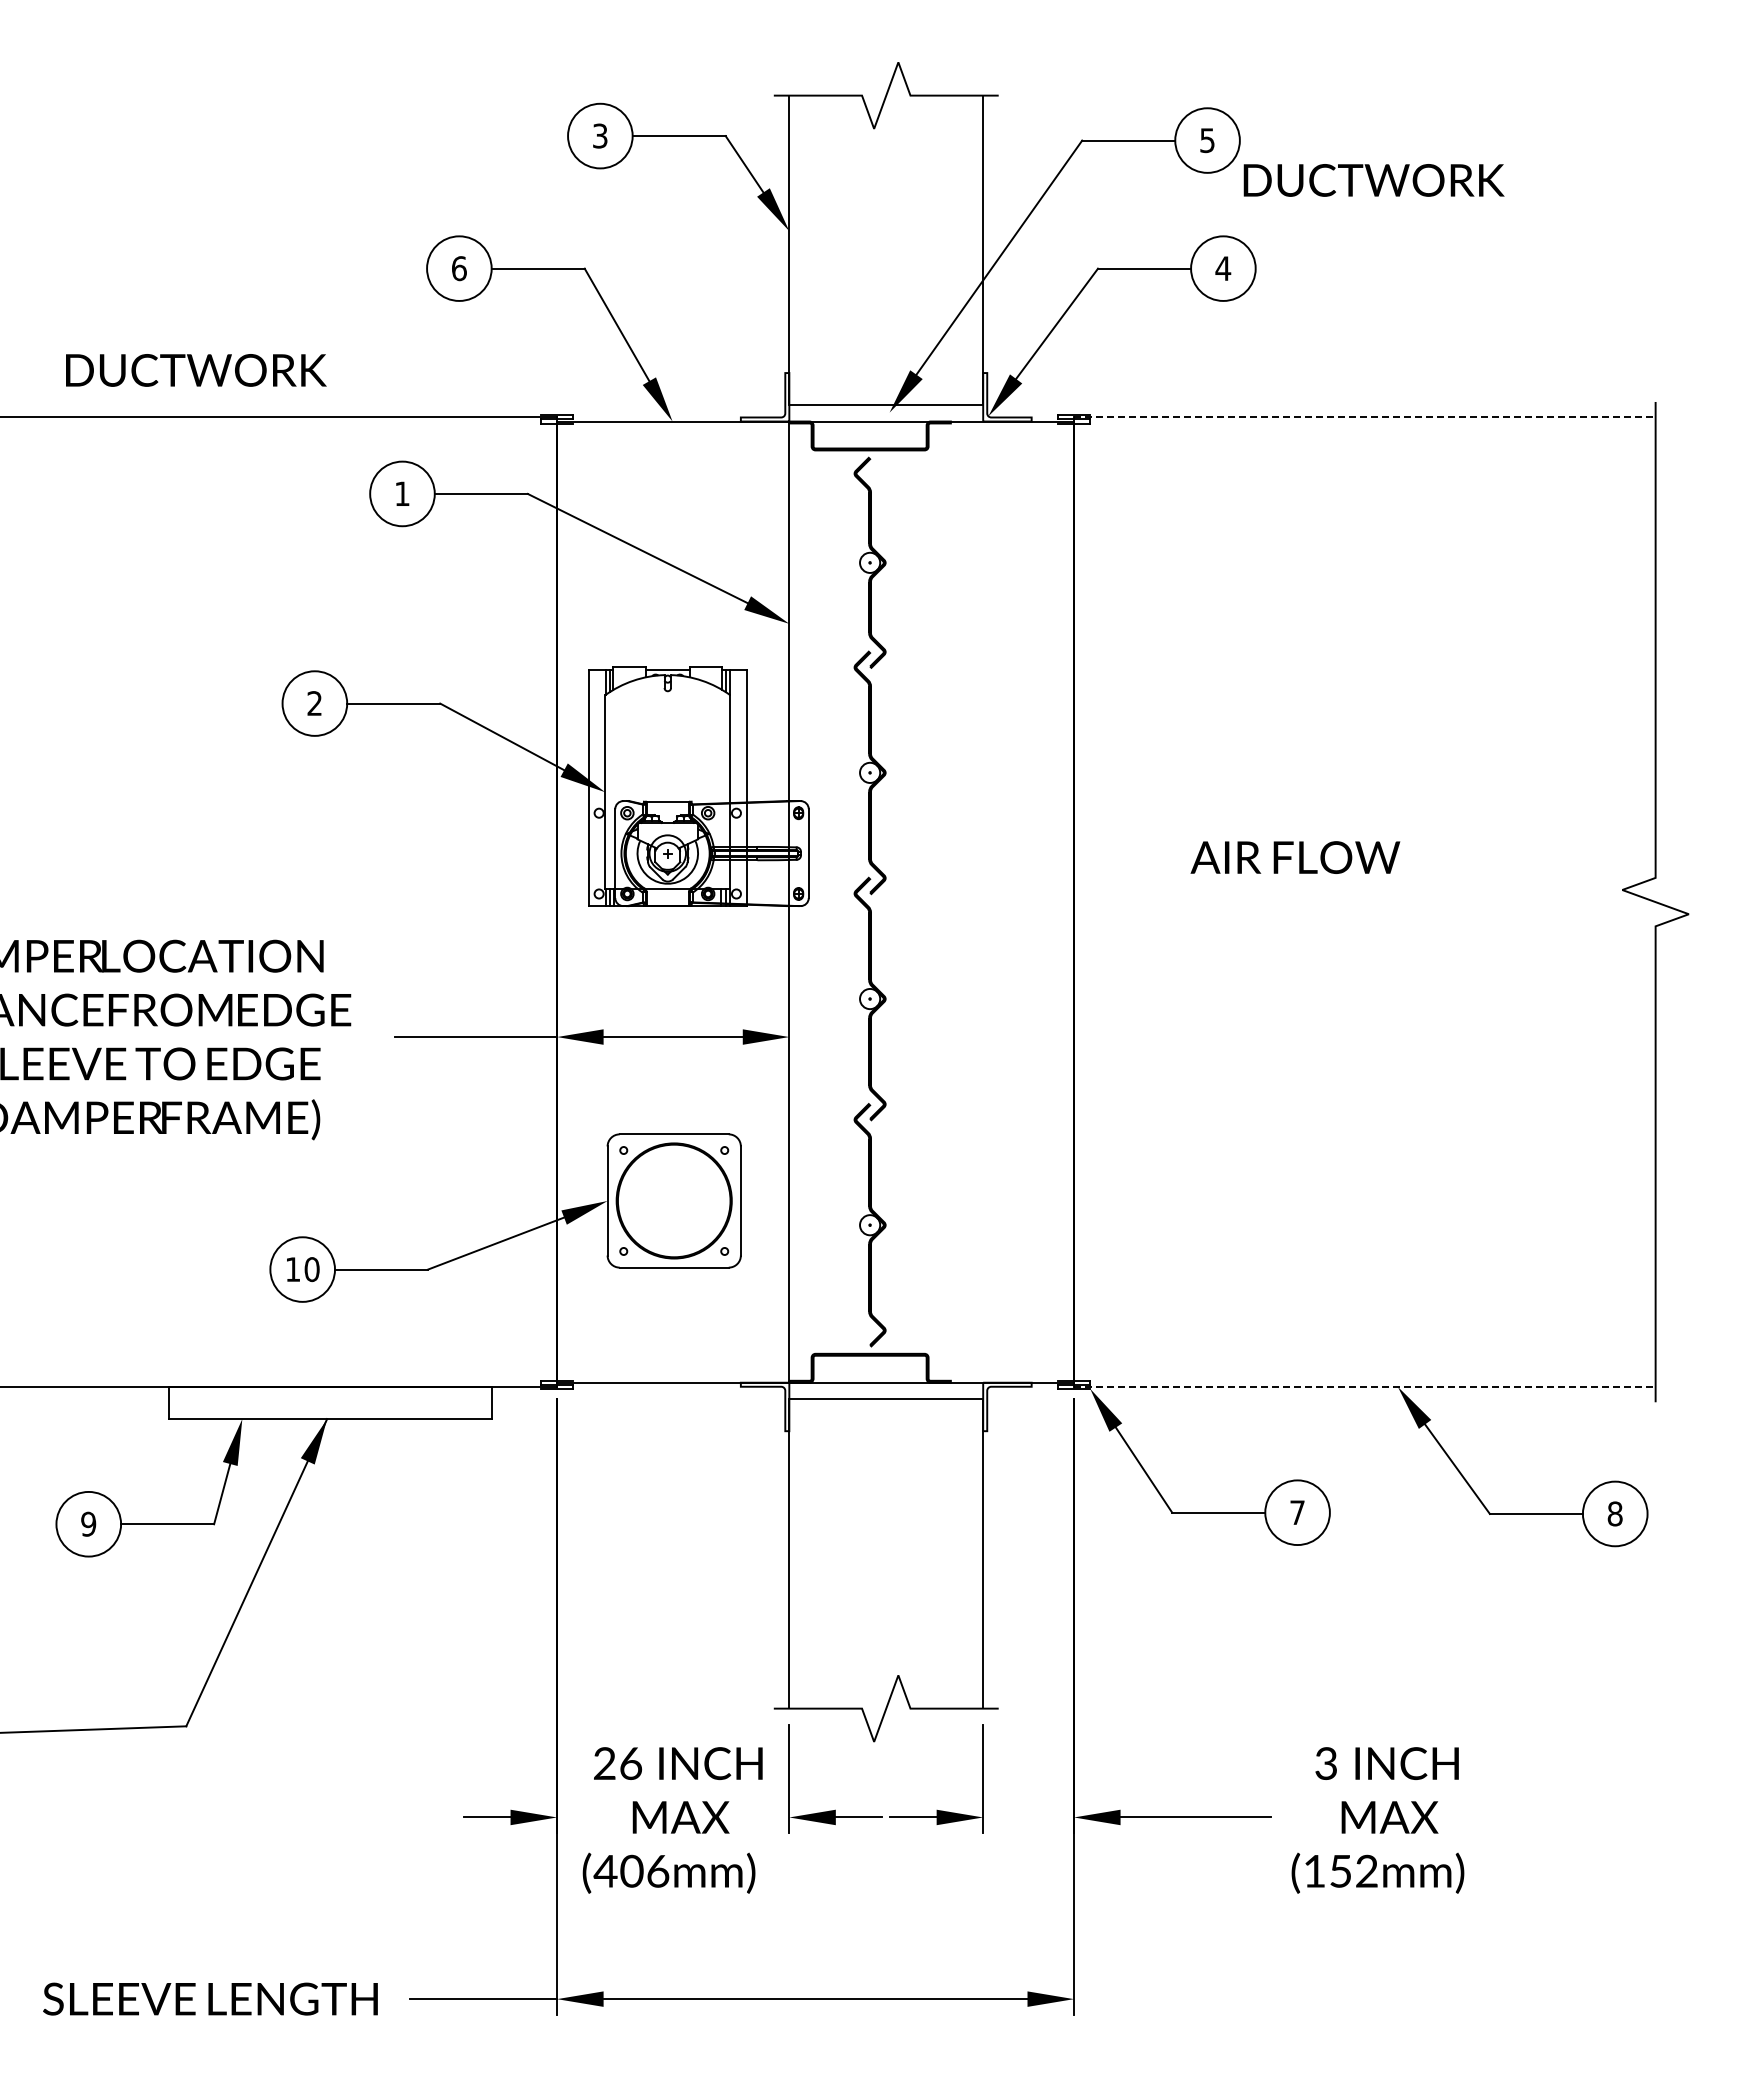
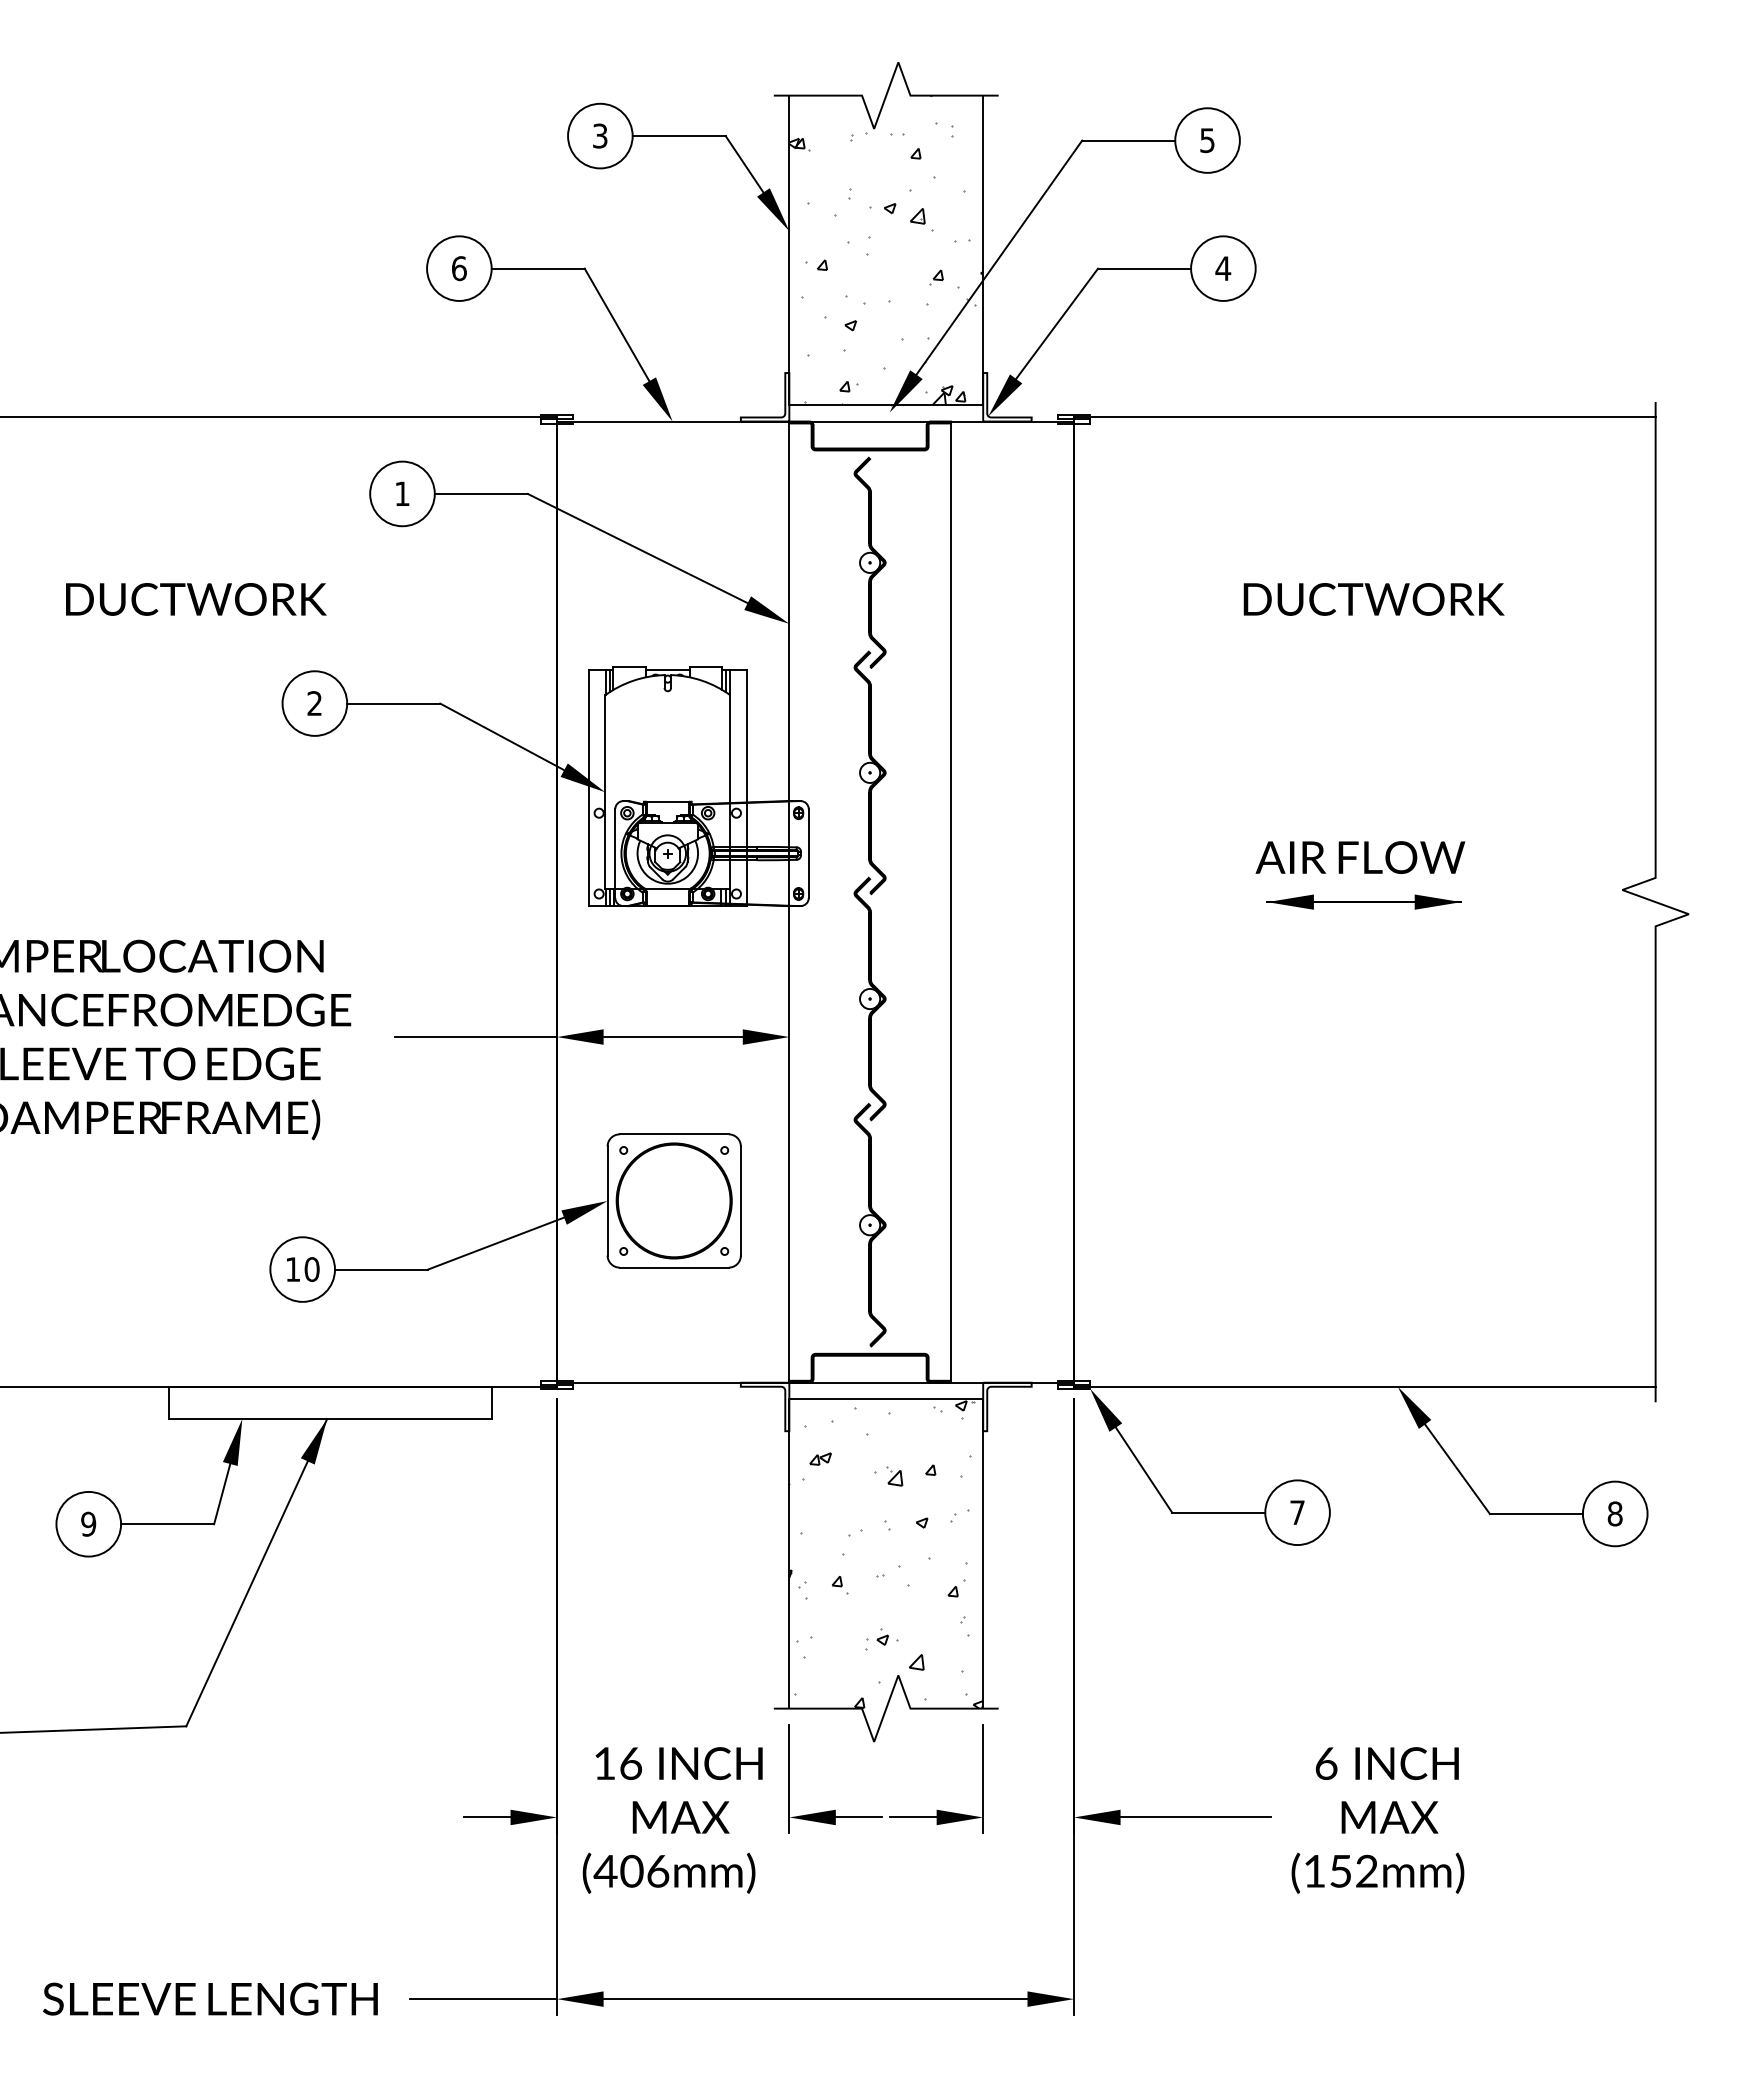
text position: (1373, 180) -> (1373, 599) (1373, 599)
hatch: none -> present (886, 250)
text position: (196, 370) -> (196, 599) (196, 599)
line: dashed -> solid (1364, 417)
text position: (1295, 857) -> (1360, 857) (1360, 857)
line: none -> present (950, 901)
part: none -> present (1363, 901)
line: dashed -> solid (1364, 1386)
hatch: none -> present (886, 1554)
text: 26 -> 16 (604, 1763)
text: 3 -> 6 (1326, 1763)
